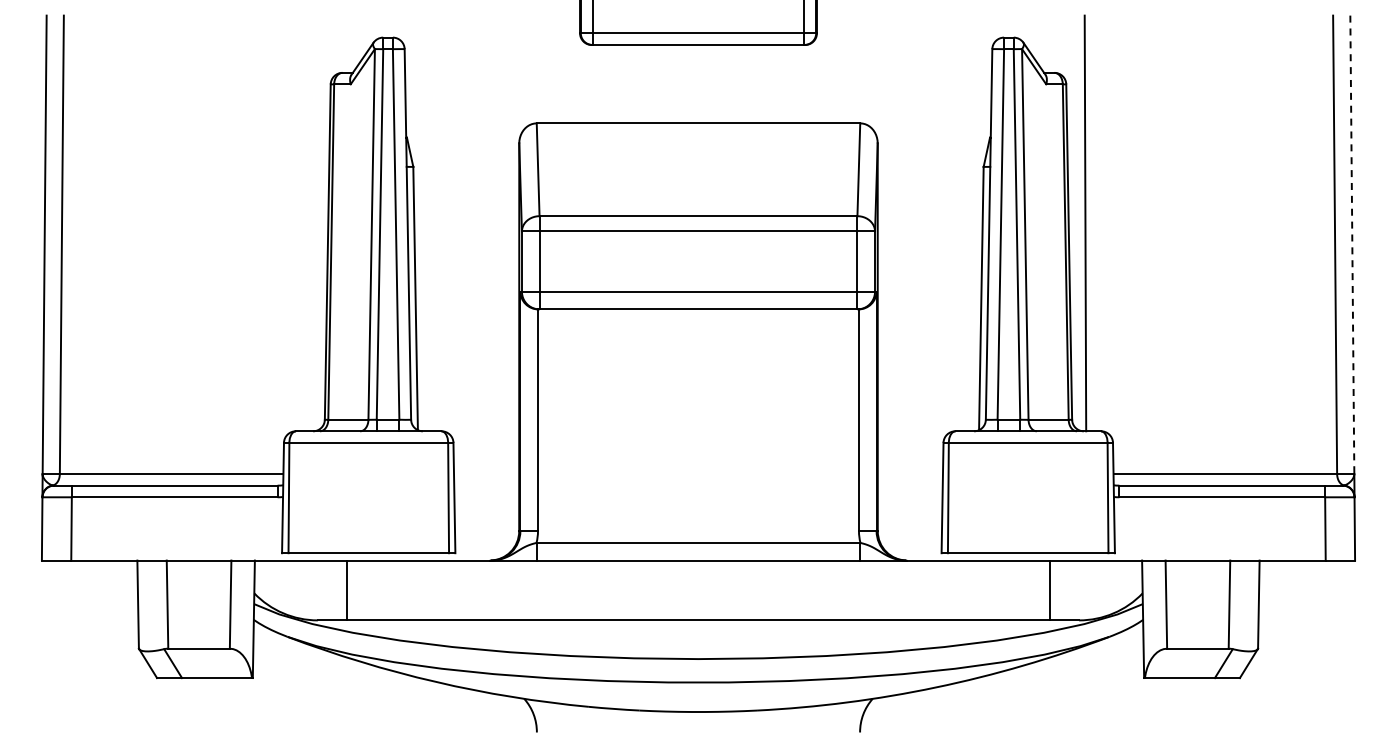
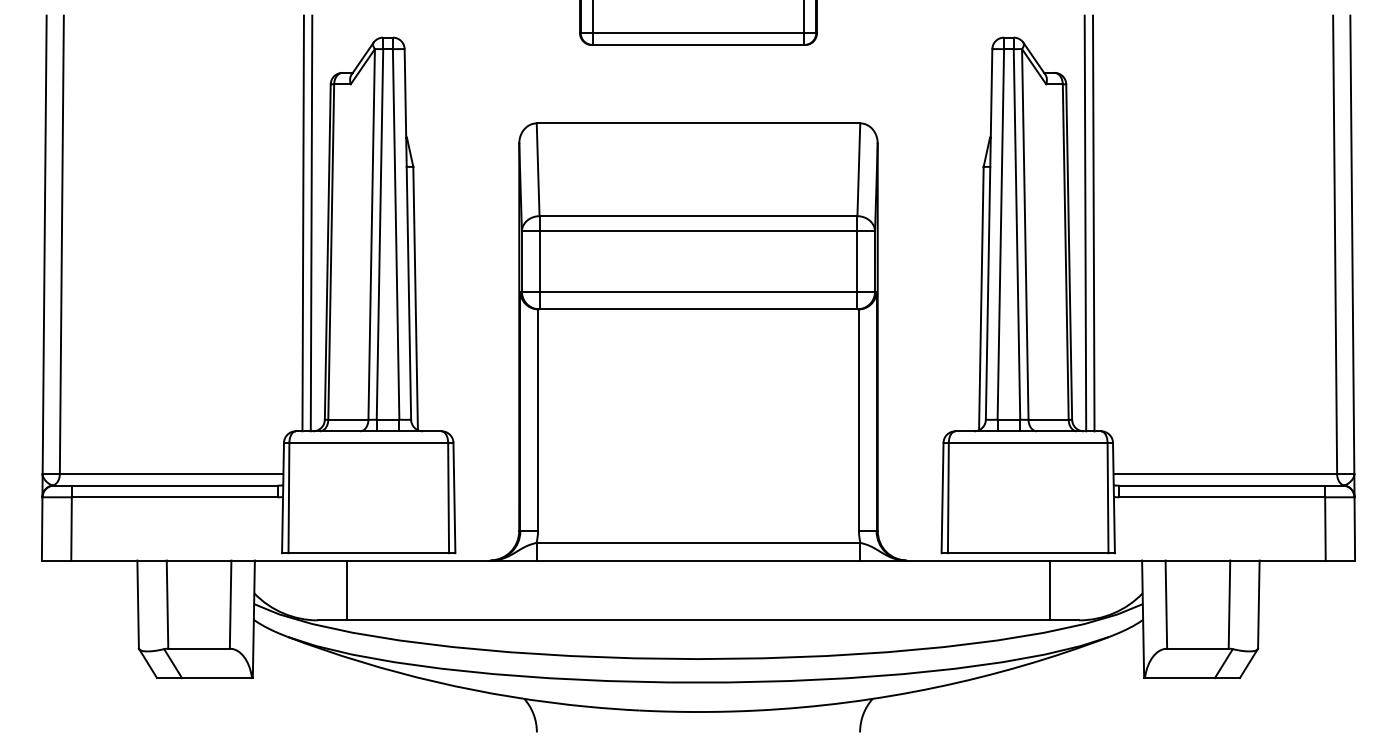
line: none -> present (302, 223)
line: none -> present (311, 223)
line: none -> present (1093, 223)
line: dashed -> solid (1352, 245)
